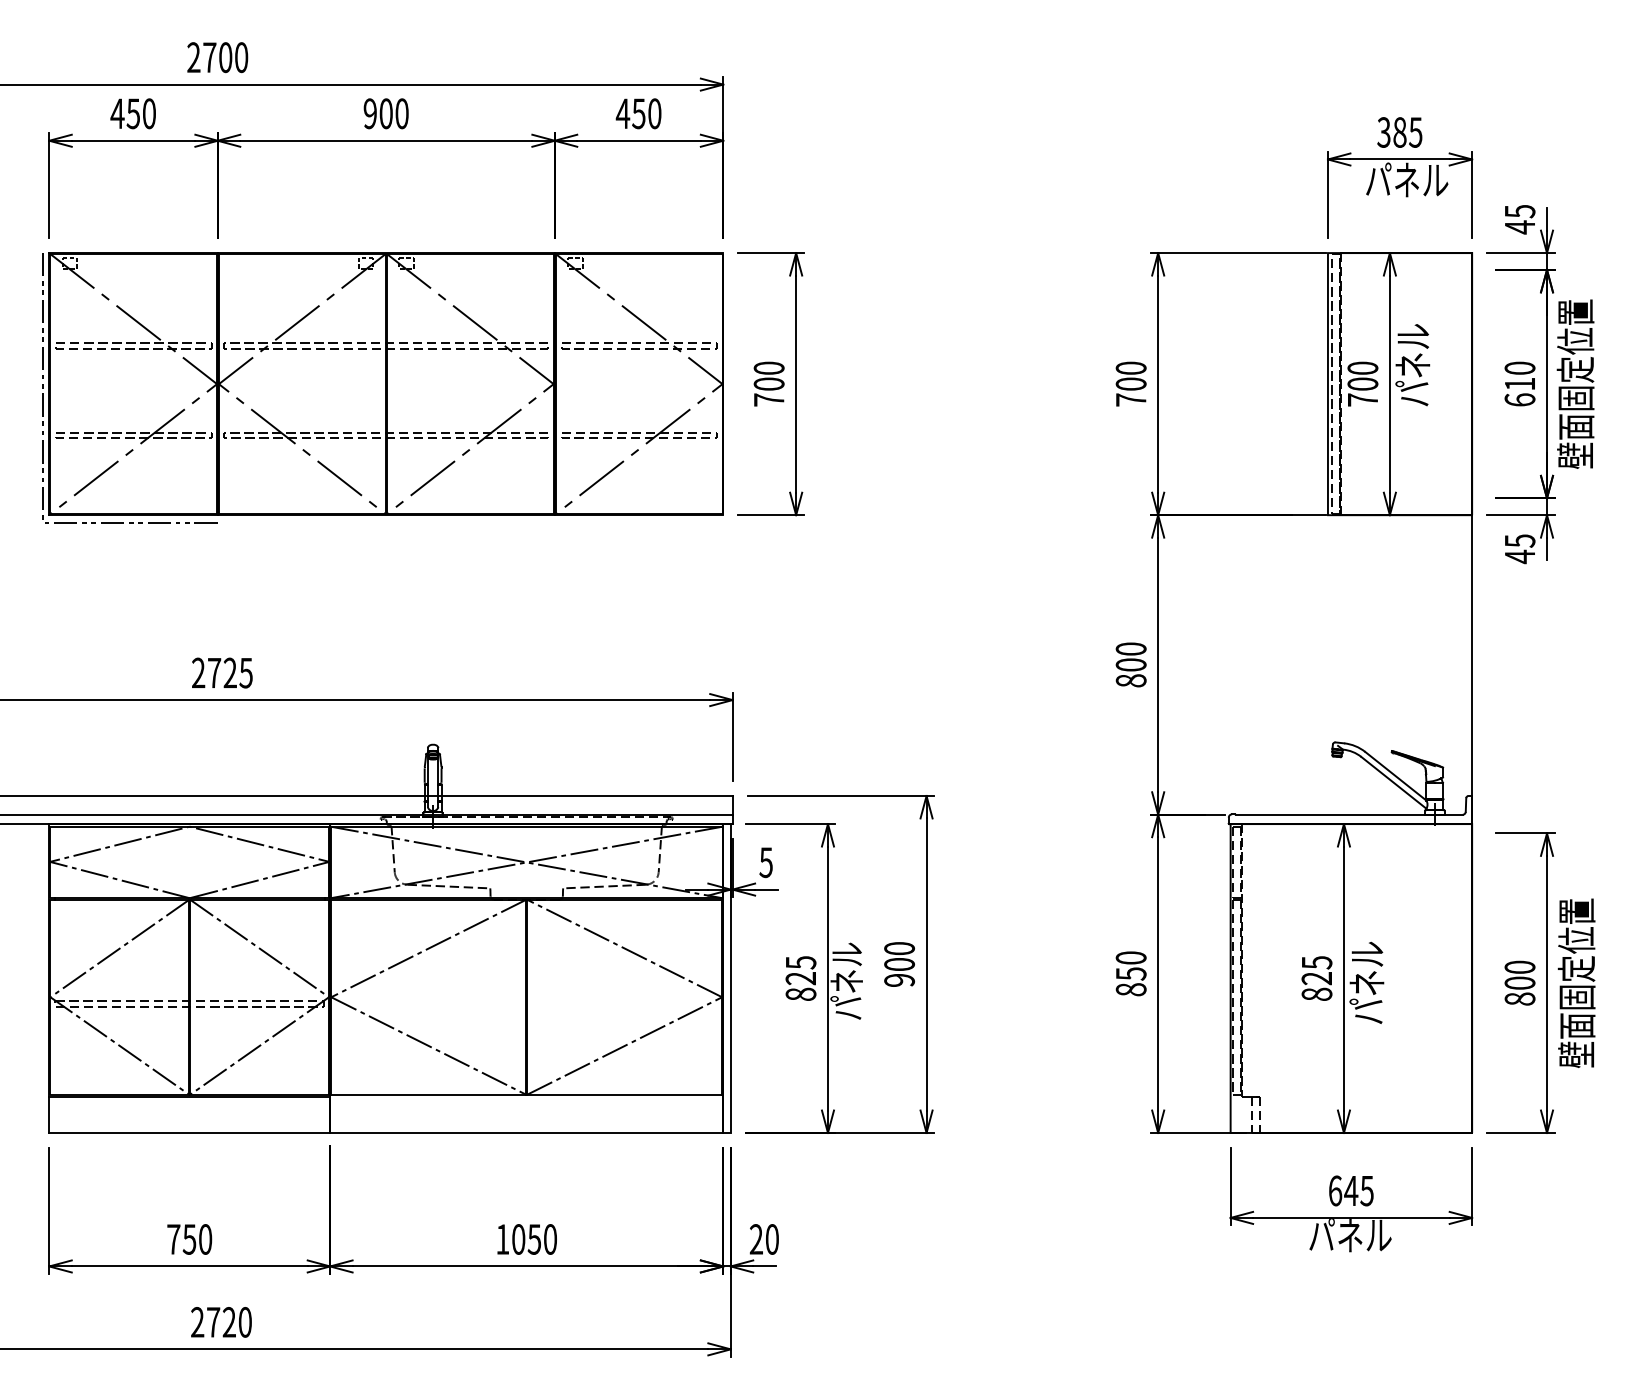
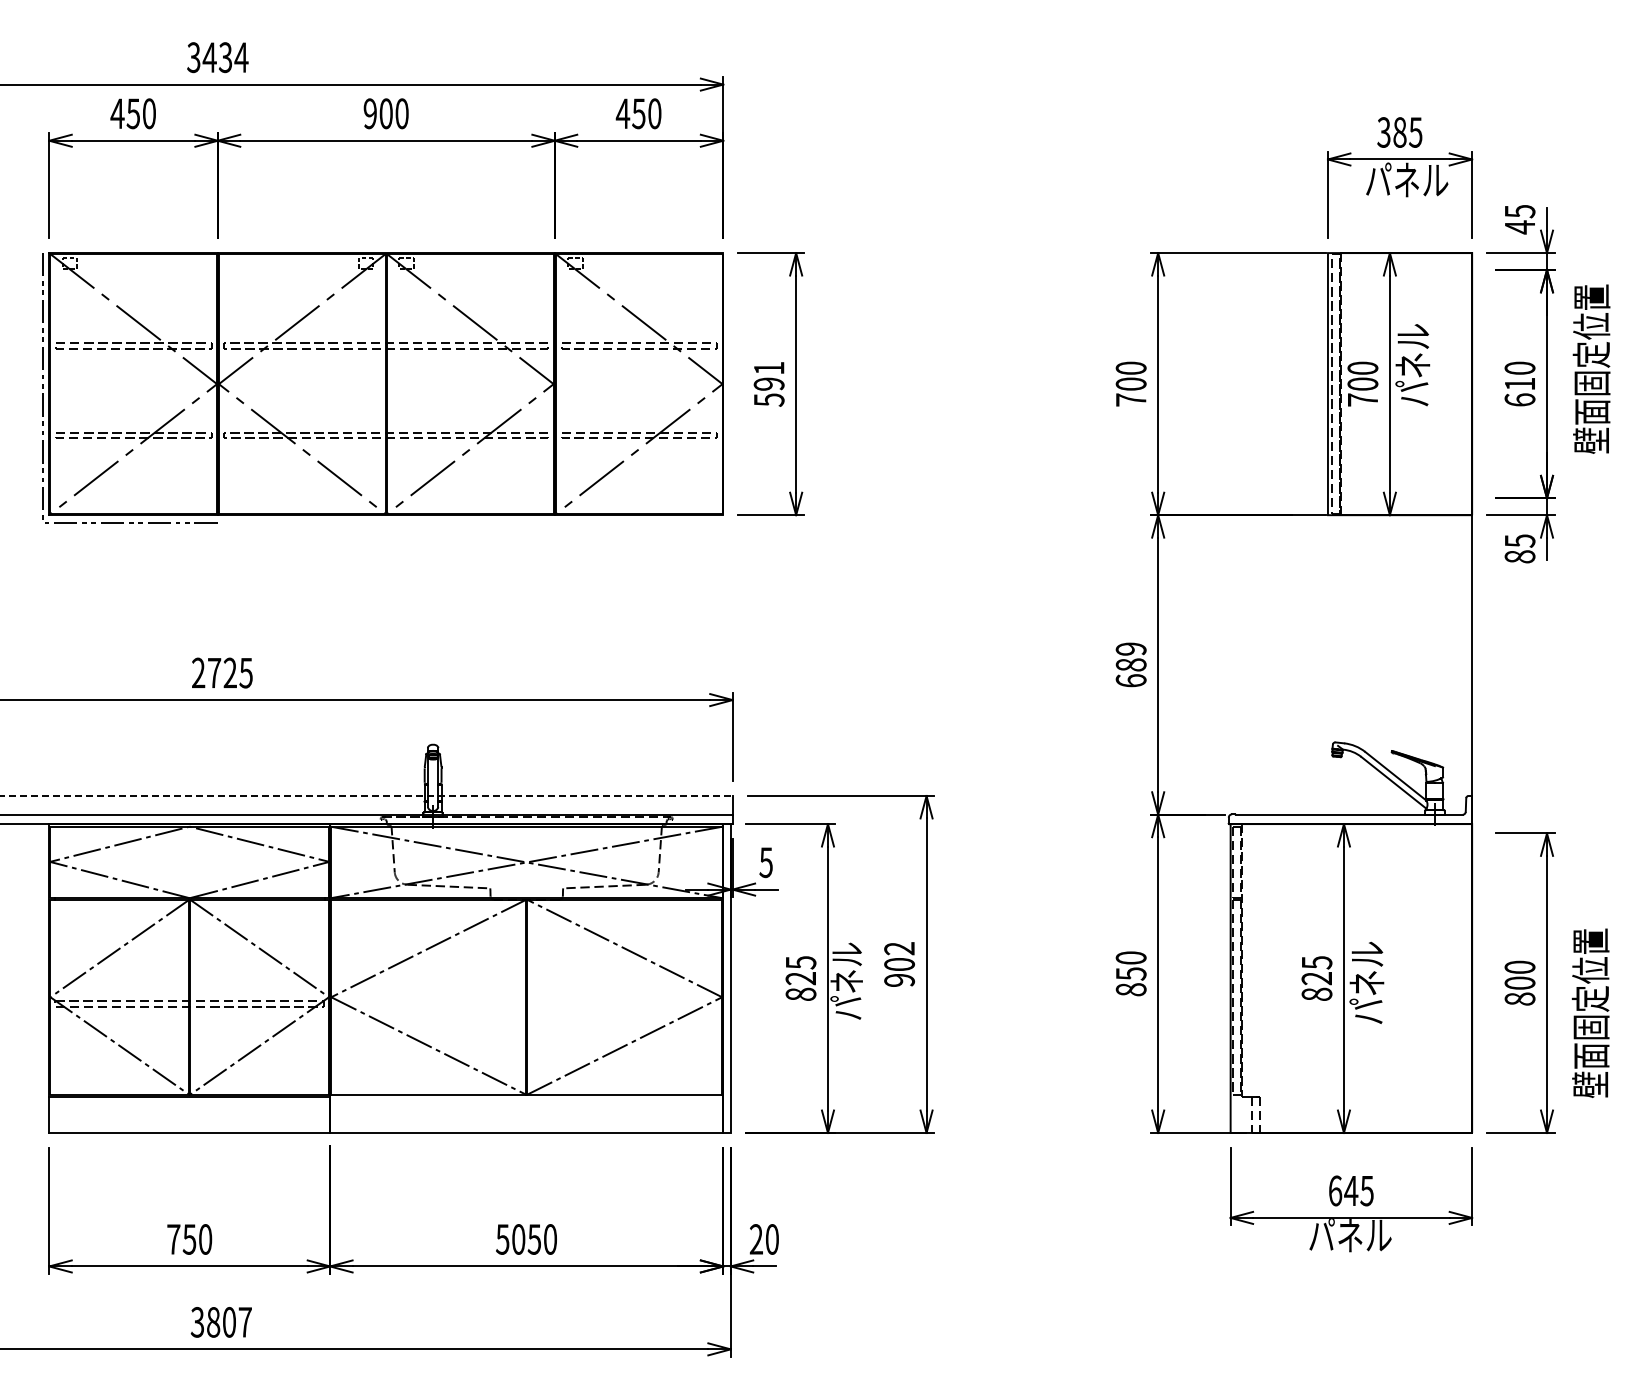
text: 2700 -> 3434 (217, 57)
text: 700 -> 591 (768, 383)
text position: (1575, 383) -> (1591, 368) (1591, 368)
text: 45 -> 85 (1519, 556)
text: 800 -> 689 (1130, 664)
line: solid -> dashed (366, 796)
text: 900 -> 902 (899, 948)
text position: (1576, 982) -> (1590, 1012) (1590, 1012)
text: 1050 -> 5050 (502, 1239)
text: 2720 -> 3807 (220, 1322)
